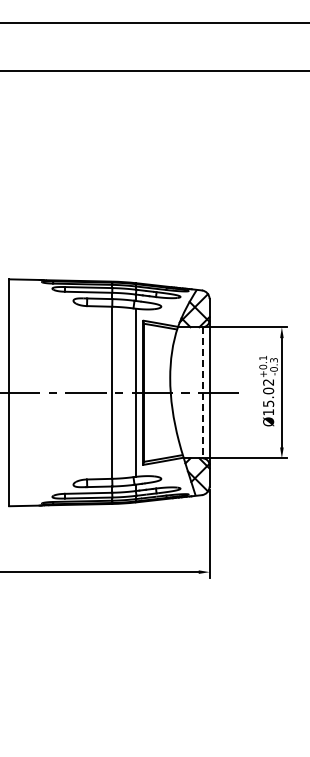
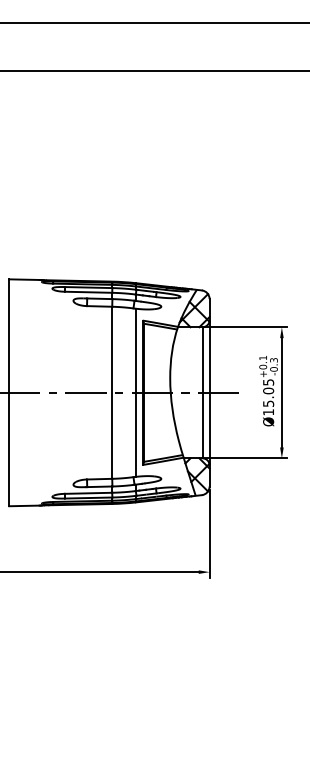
text: Ø15.02 -> Ø15.05 (268, 382)
line: dashed -> solid (202, 392)
